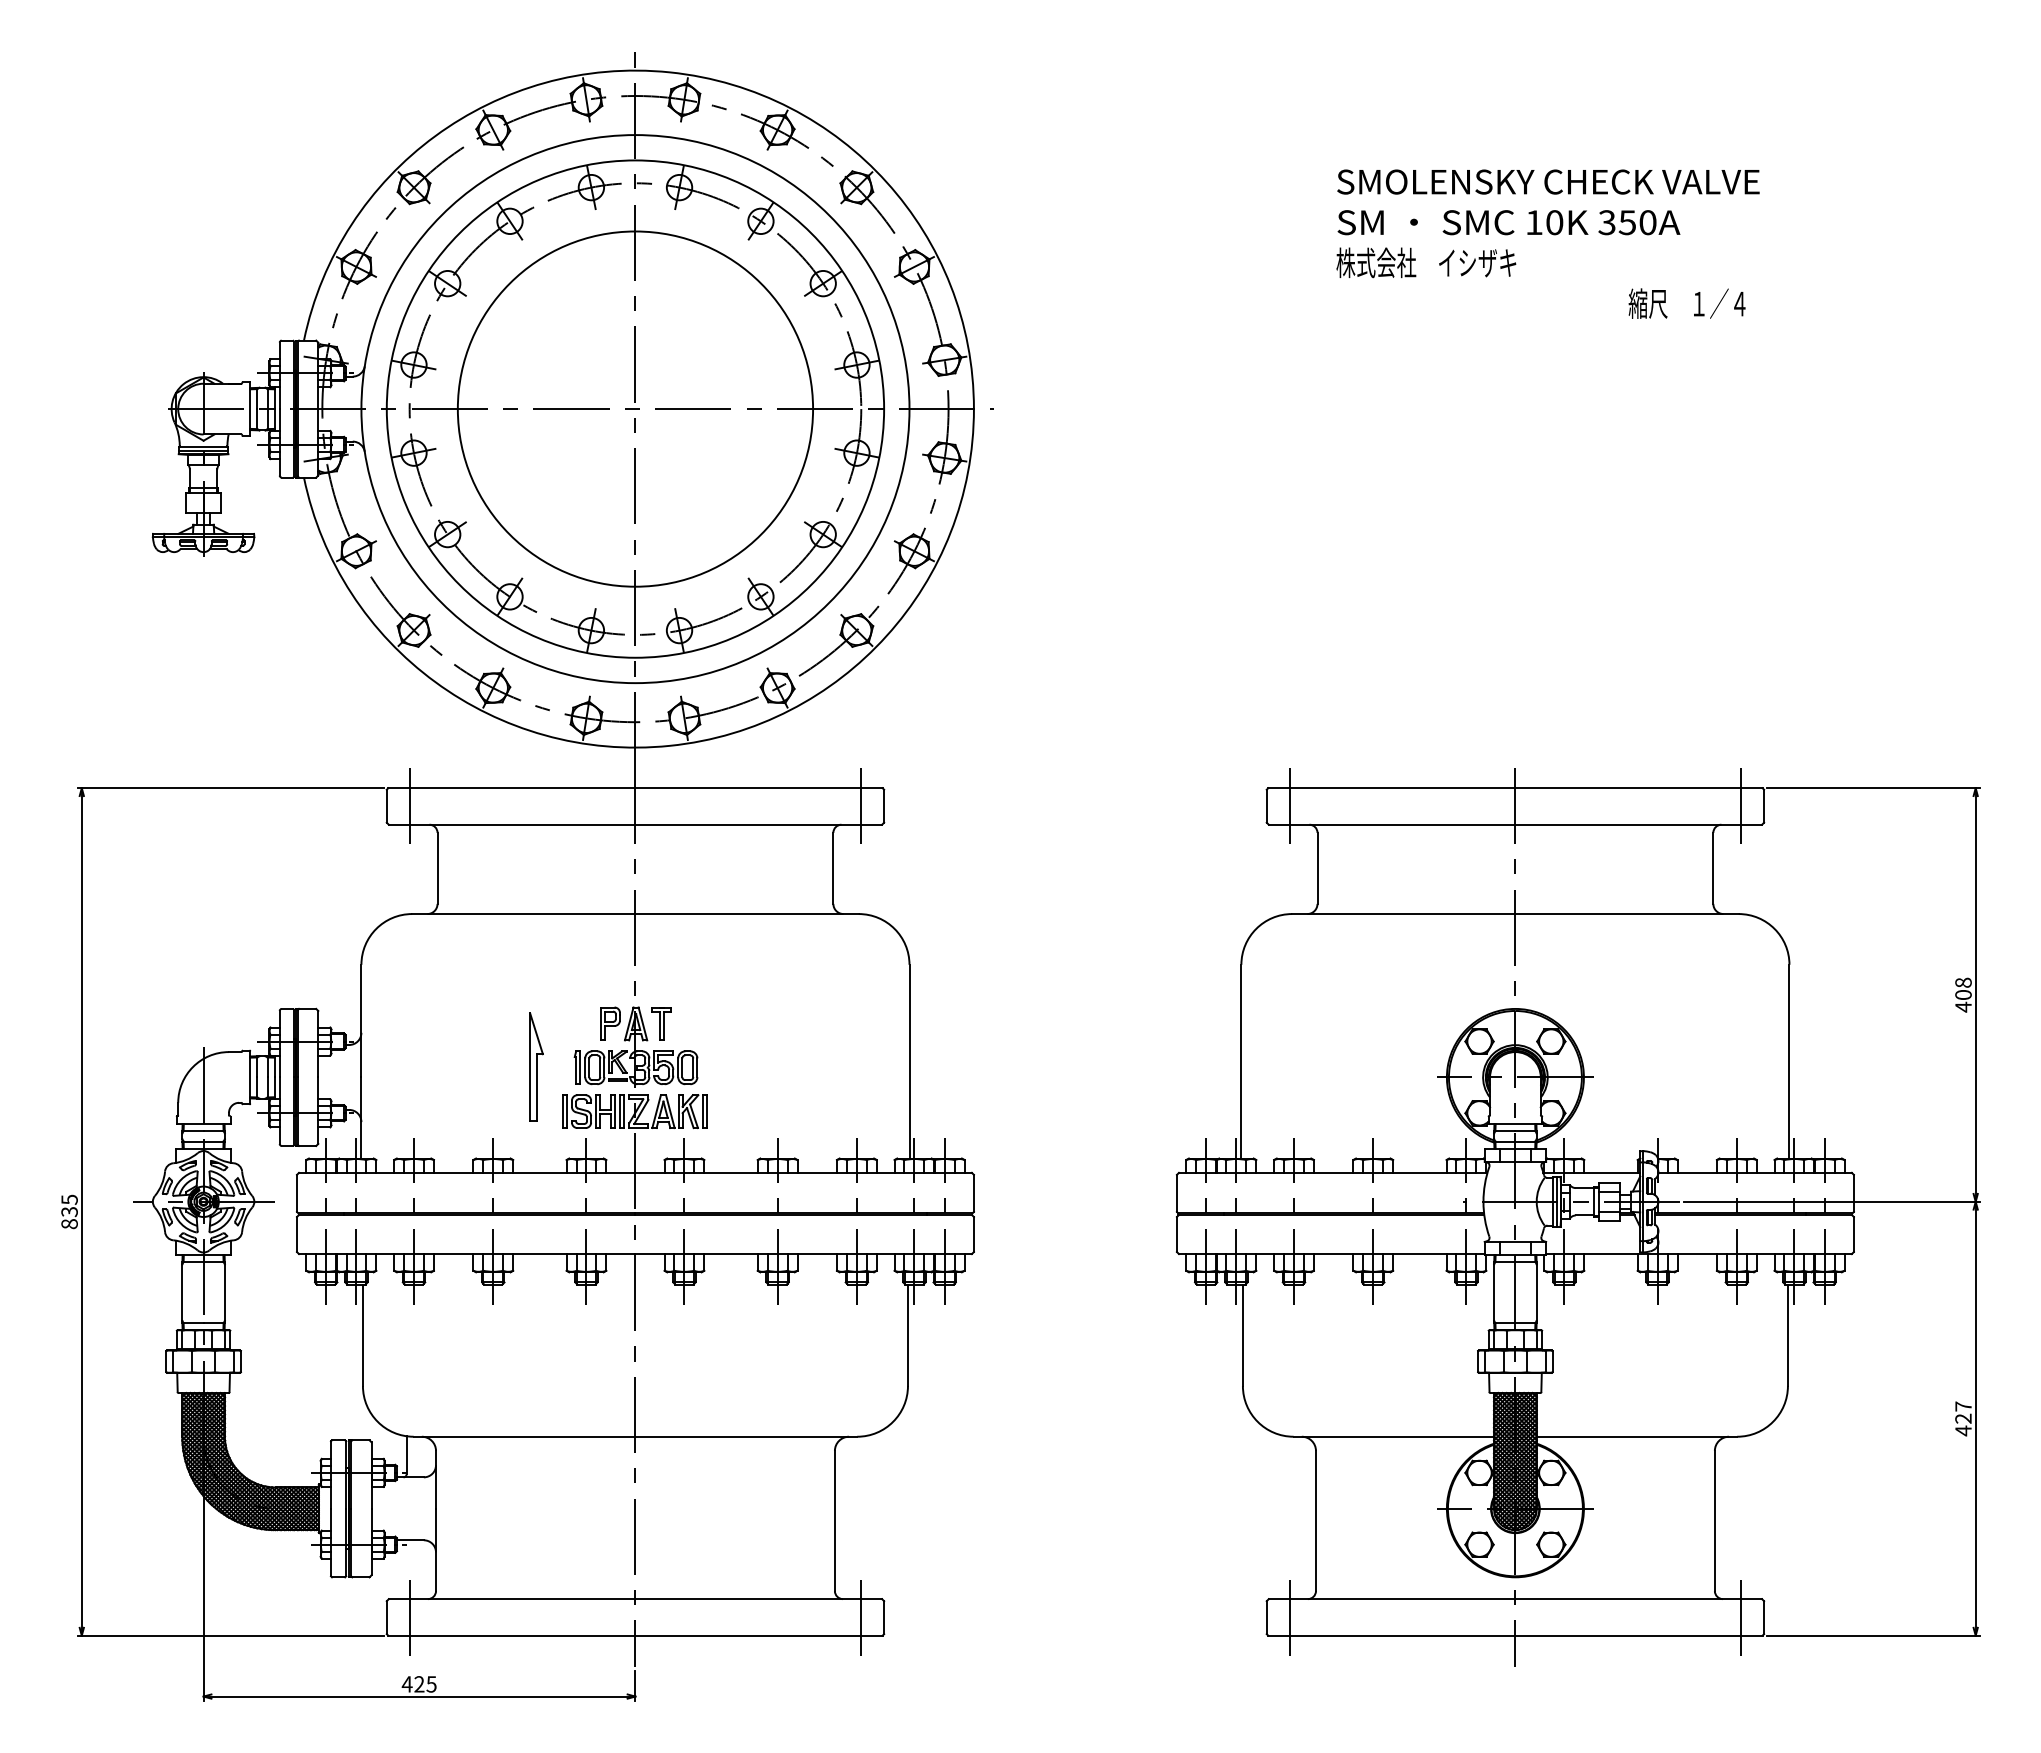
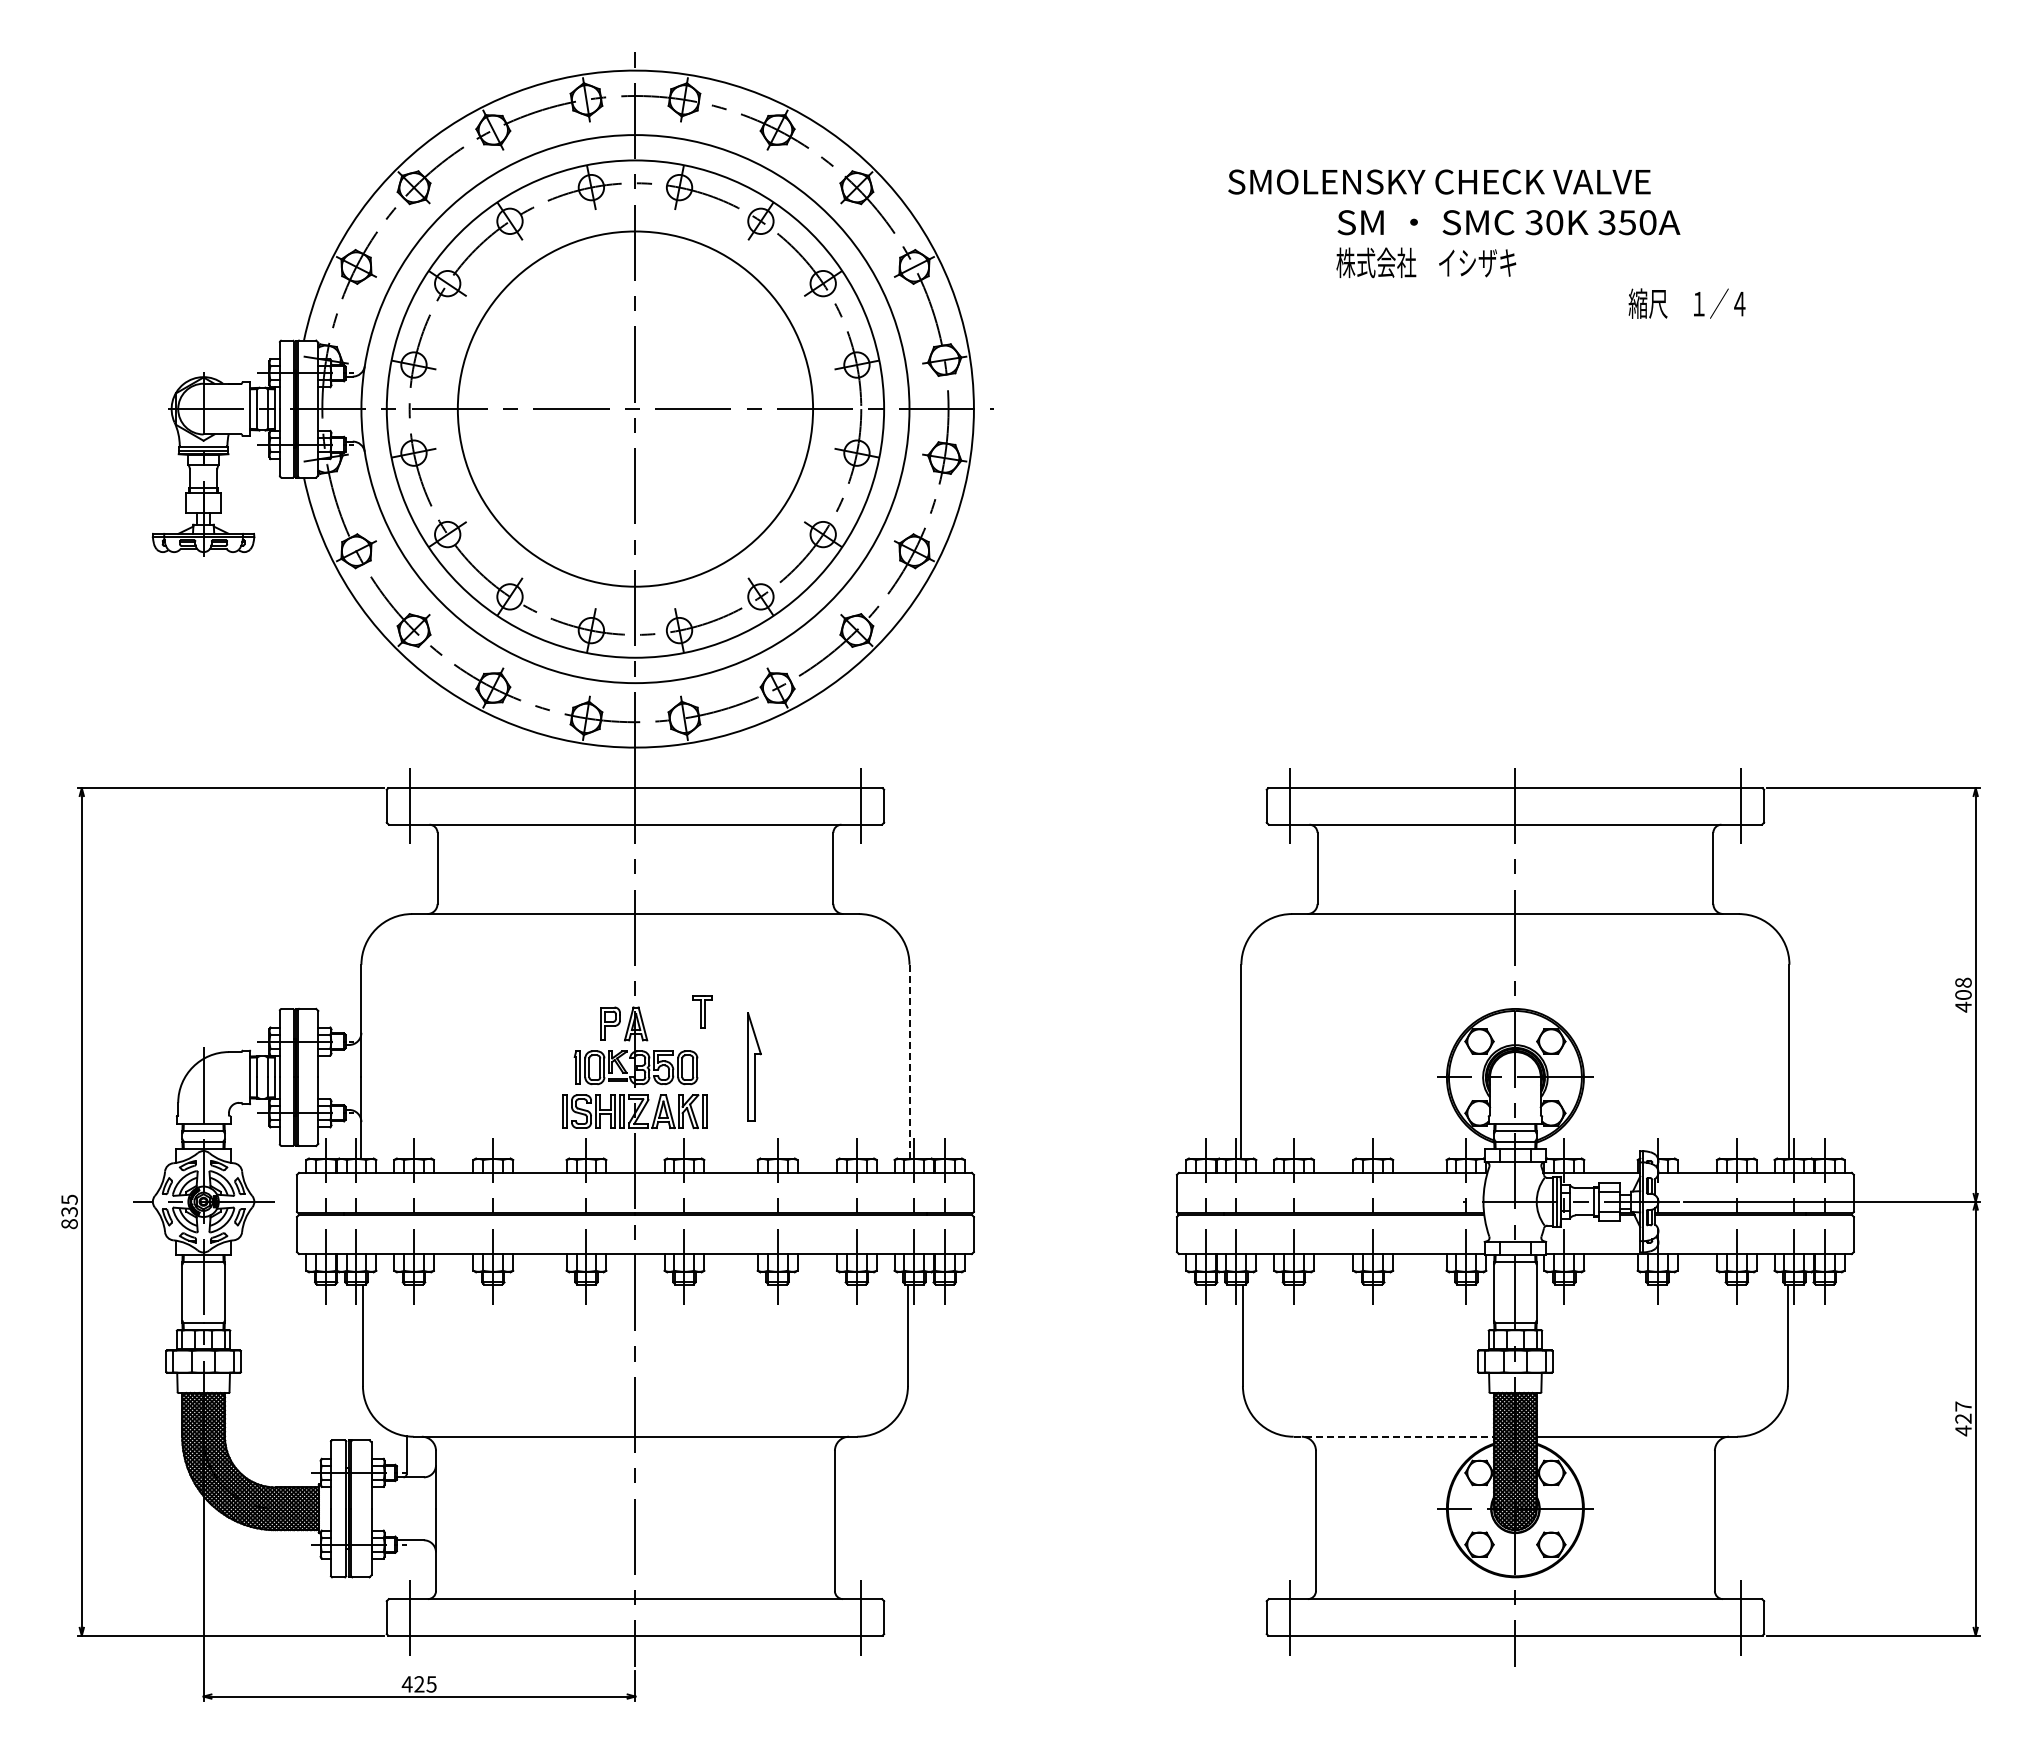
text position: (1548, 181) -> (1439, 181) (1439, 181)
text: 10K -> 30K (1533, 222)
part position: (661, 1023) -> (702, 1011) (702, 1011)
line: solid -> dashed (909, 1061)
part position: (536, 1066) -> (754, 1066) (754, 1066)
line: solid -> dashed (1394, 1436)
